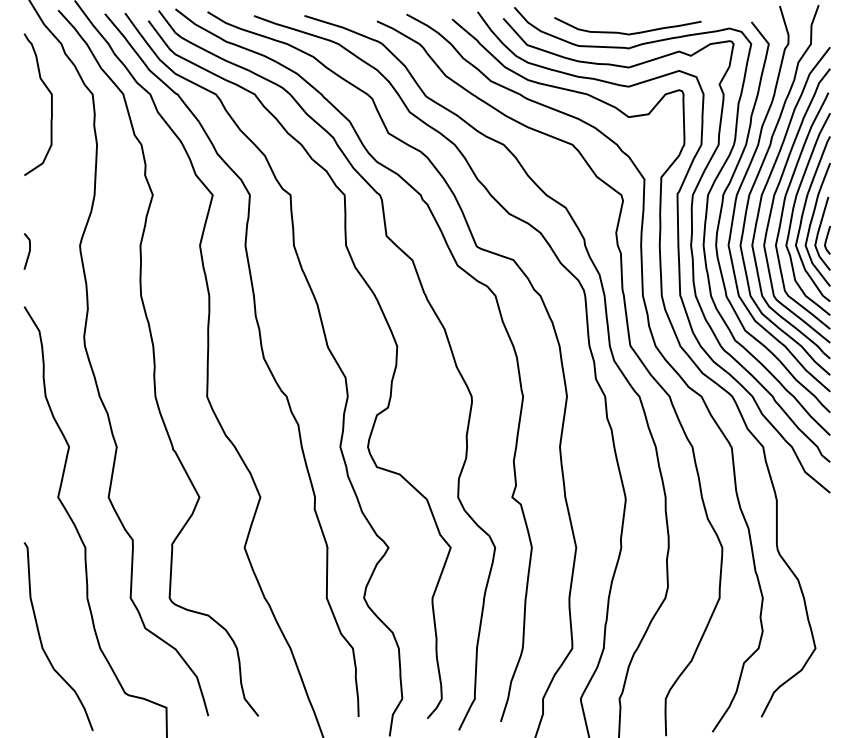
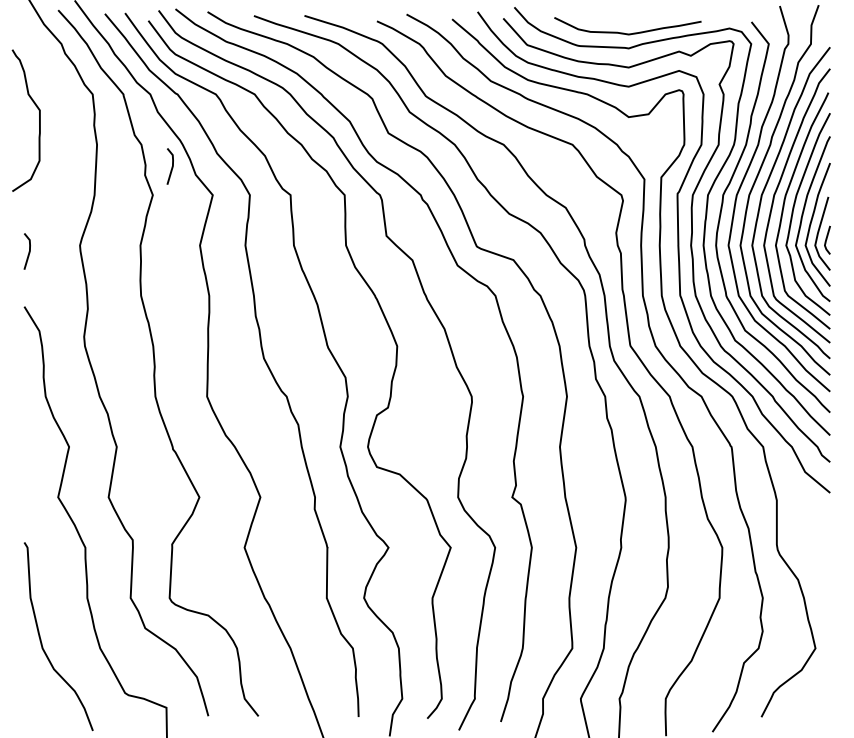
curve position: (51, 104) -> (39, 120) (39, 120)
line: none -> present (171, 166)
